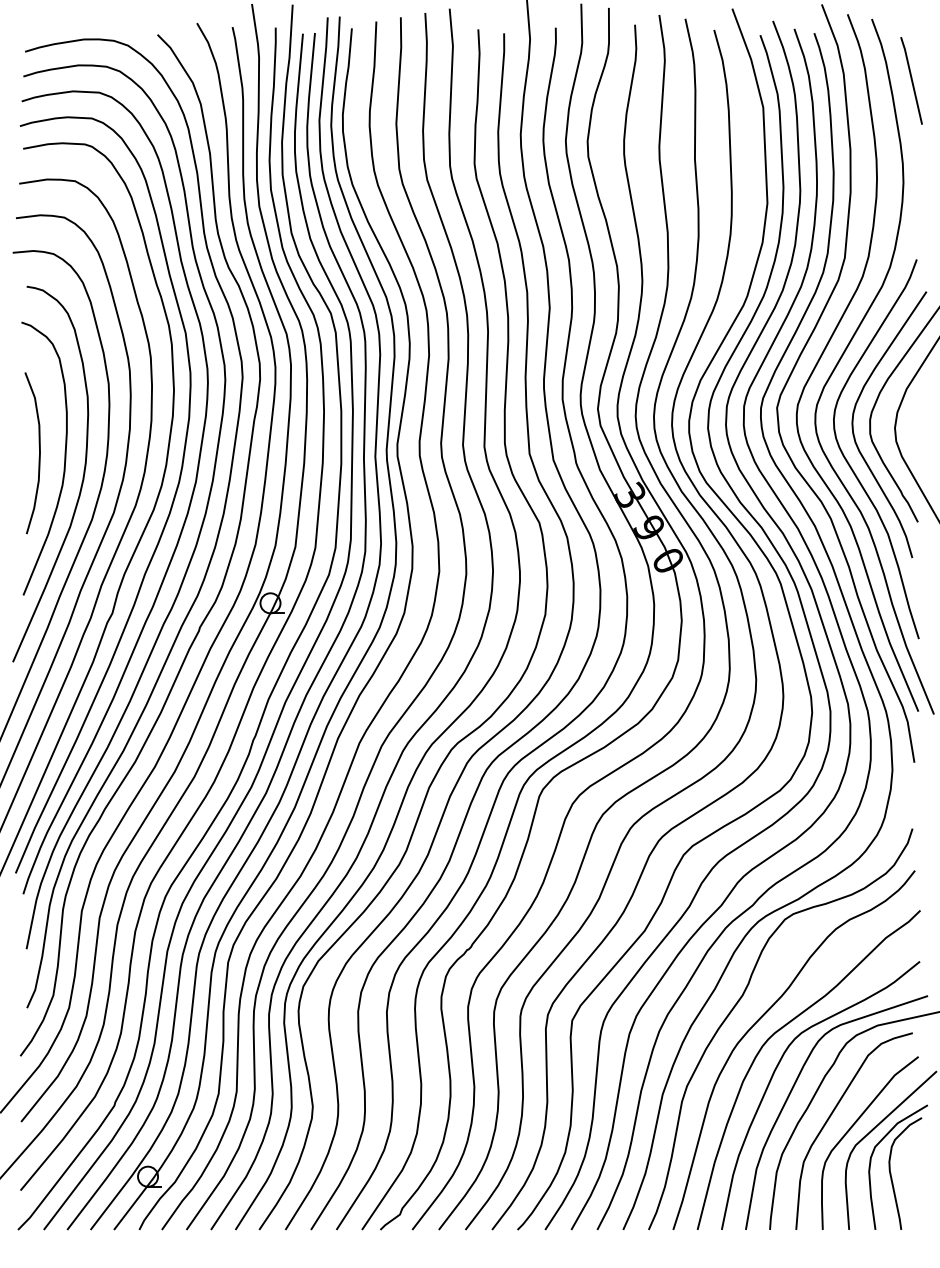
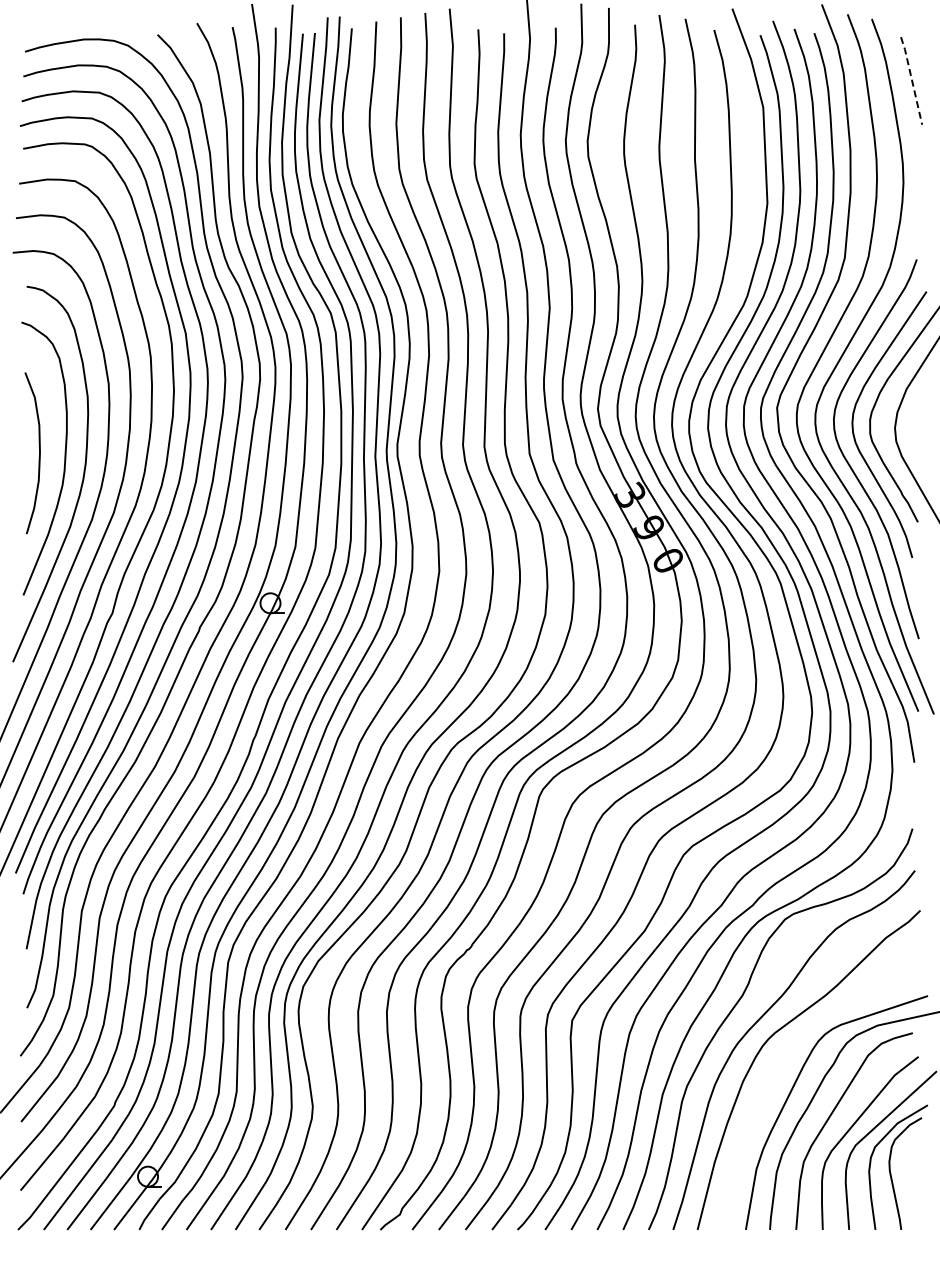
line: solid -> dashed (912, 80)
curve: present -> none (774, 1074)
